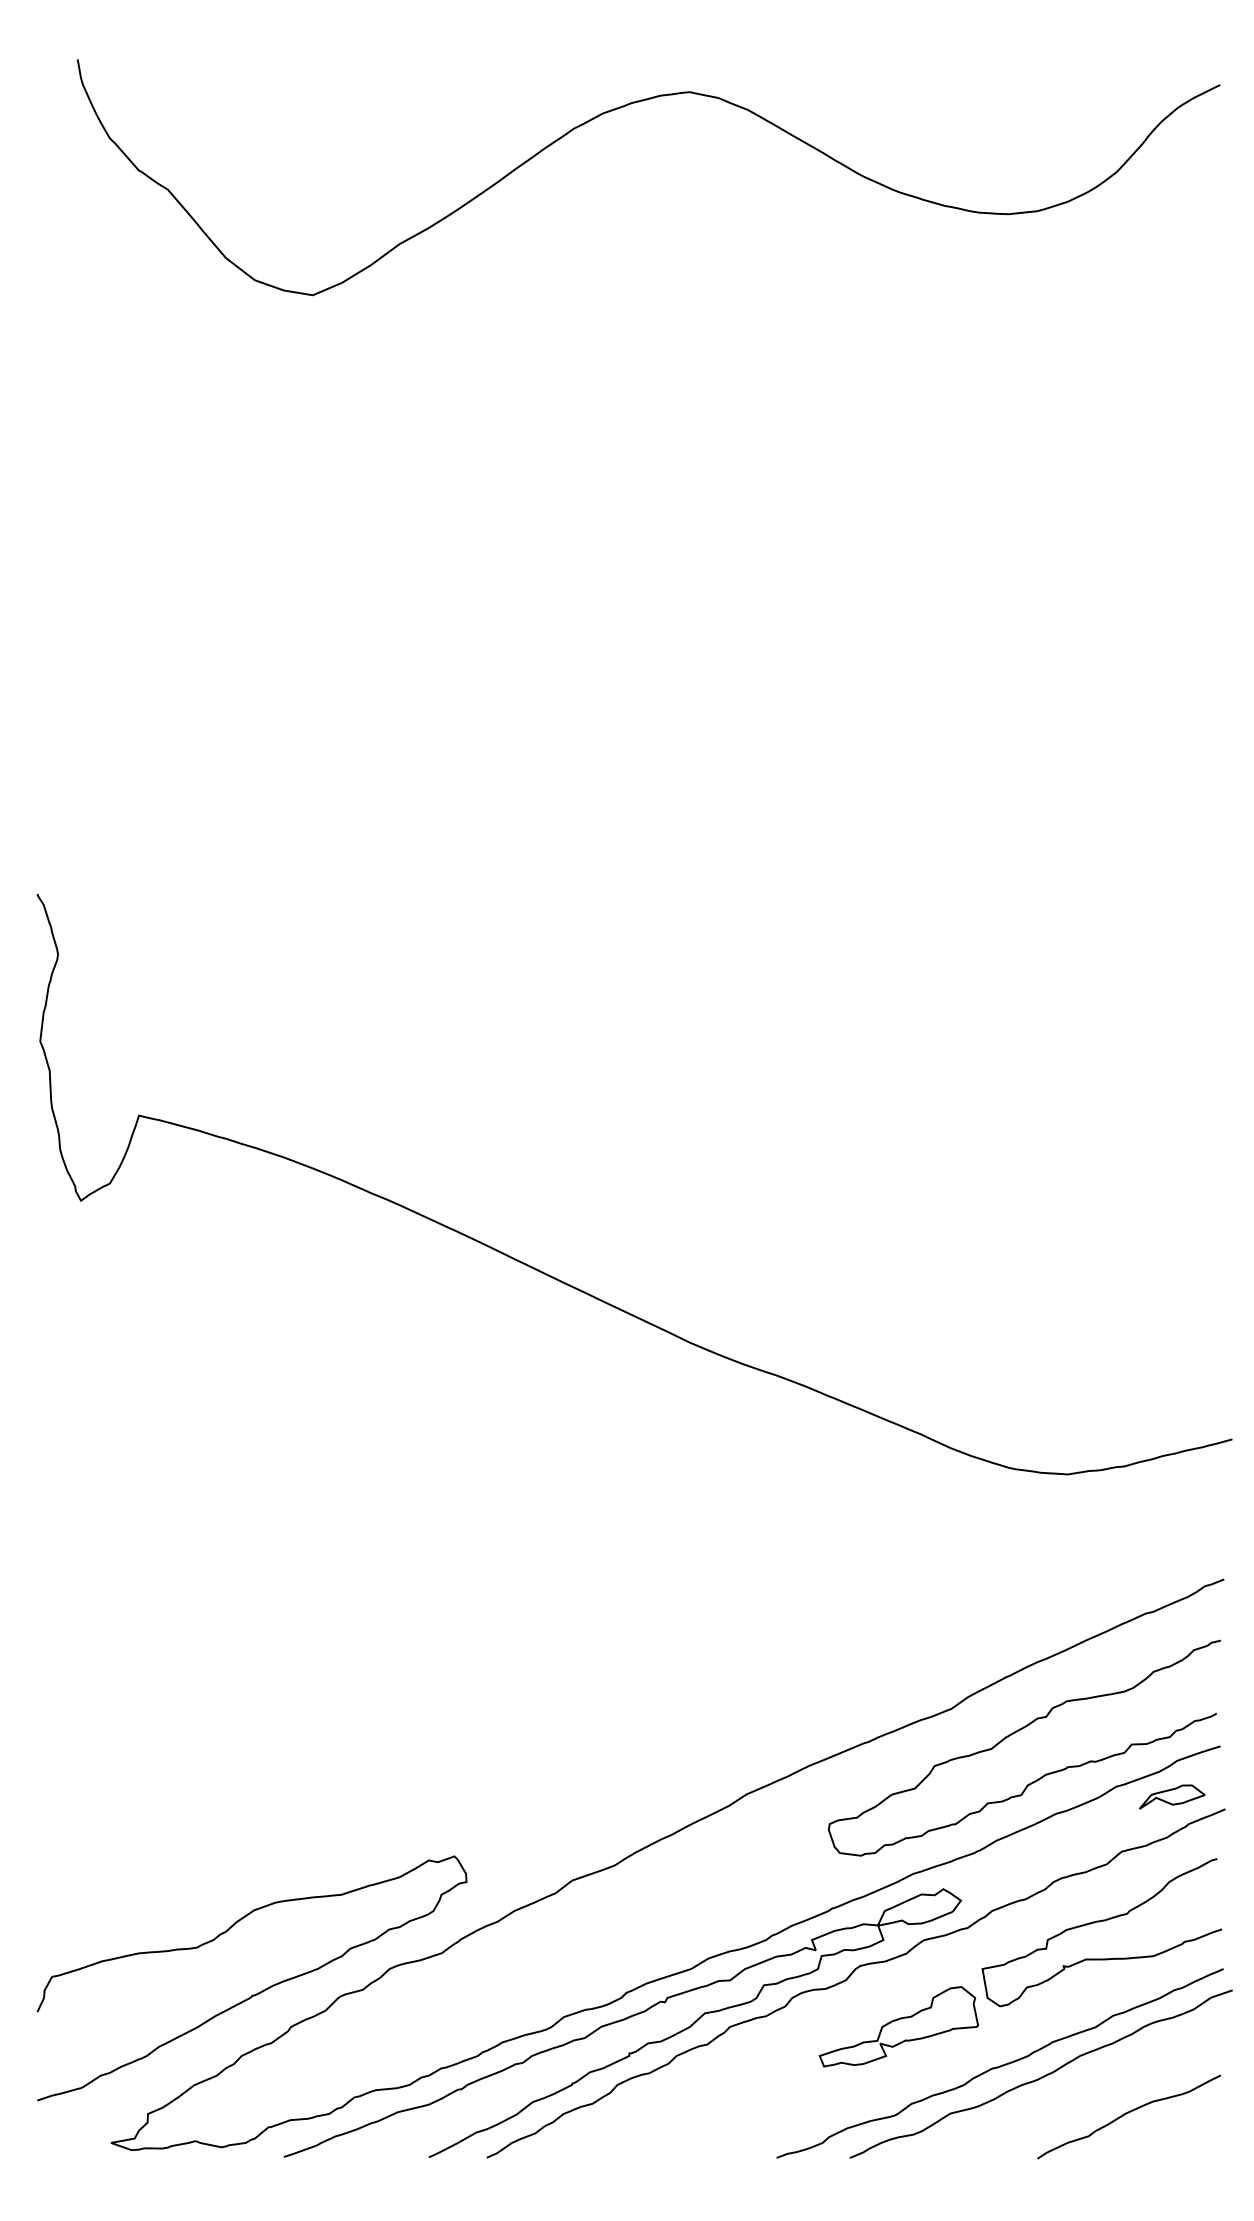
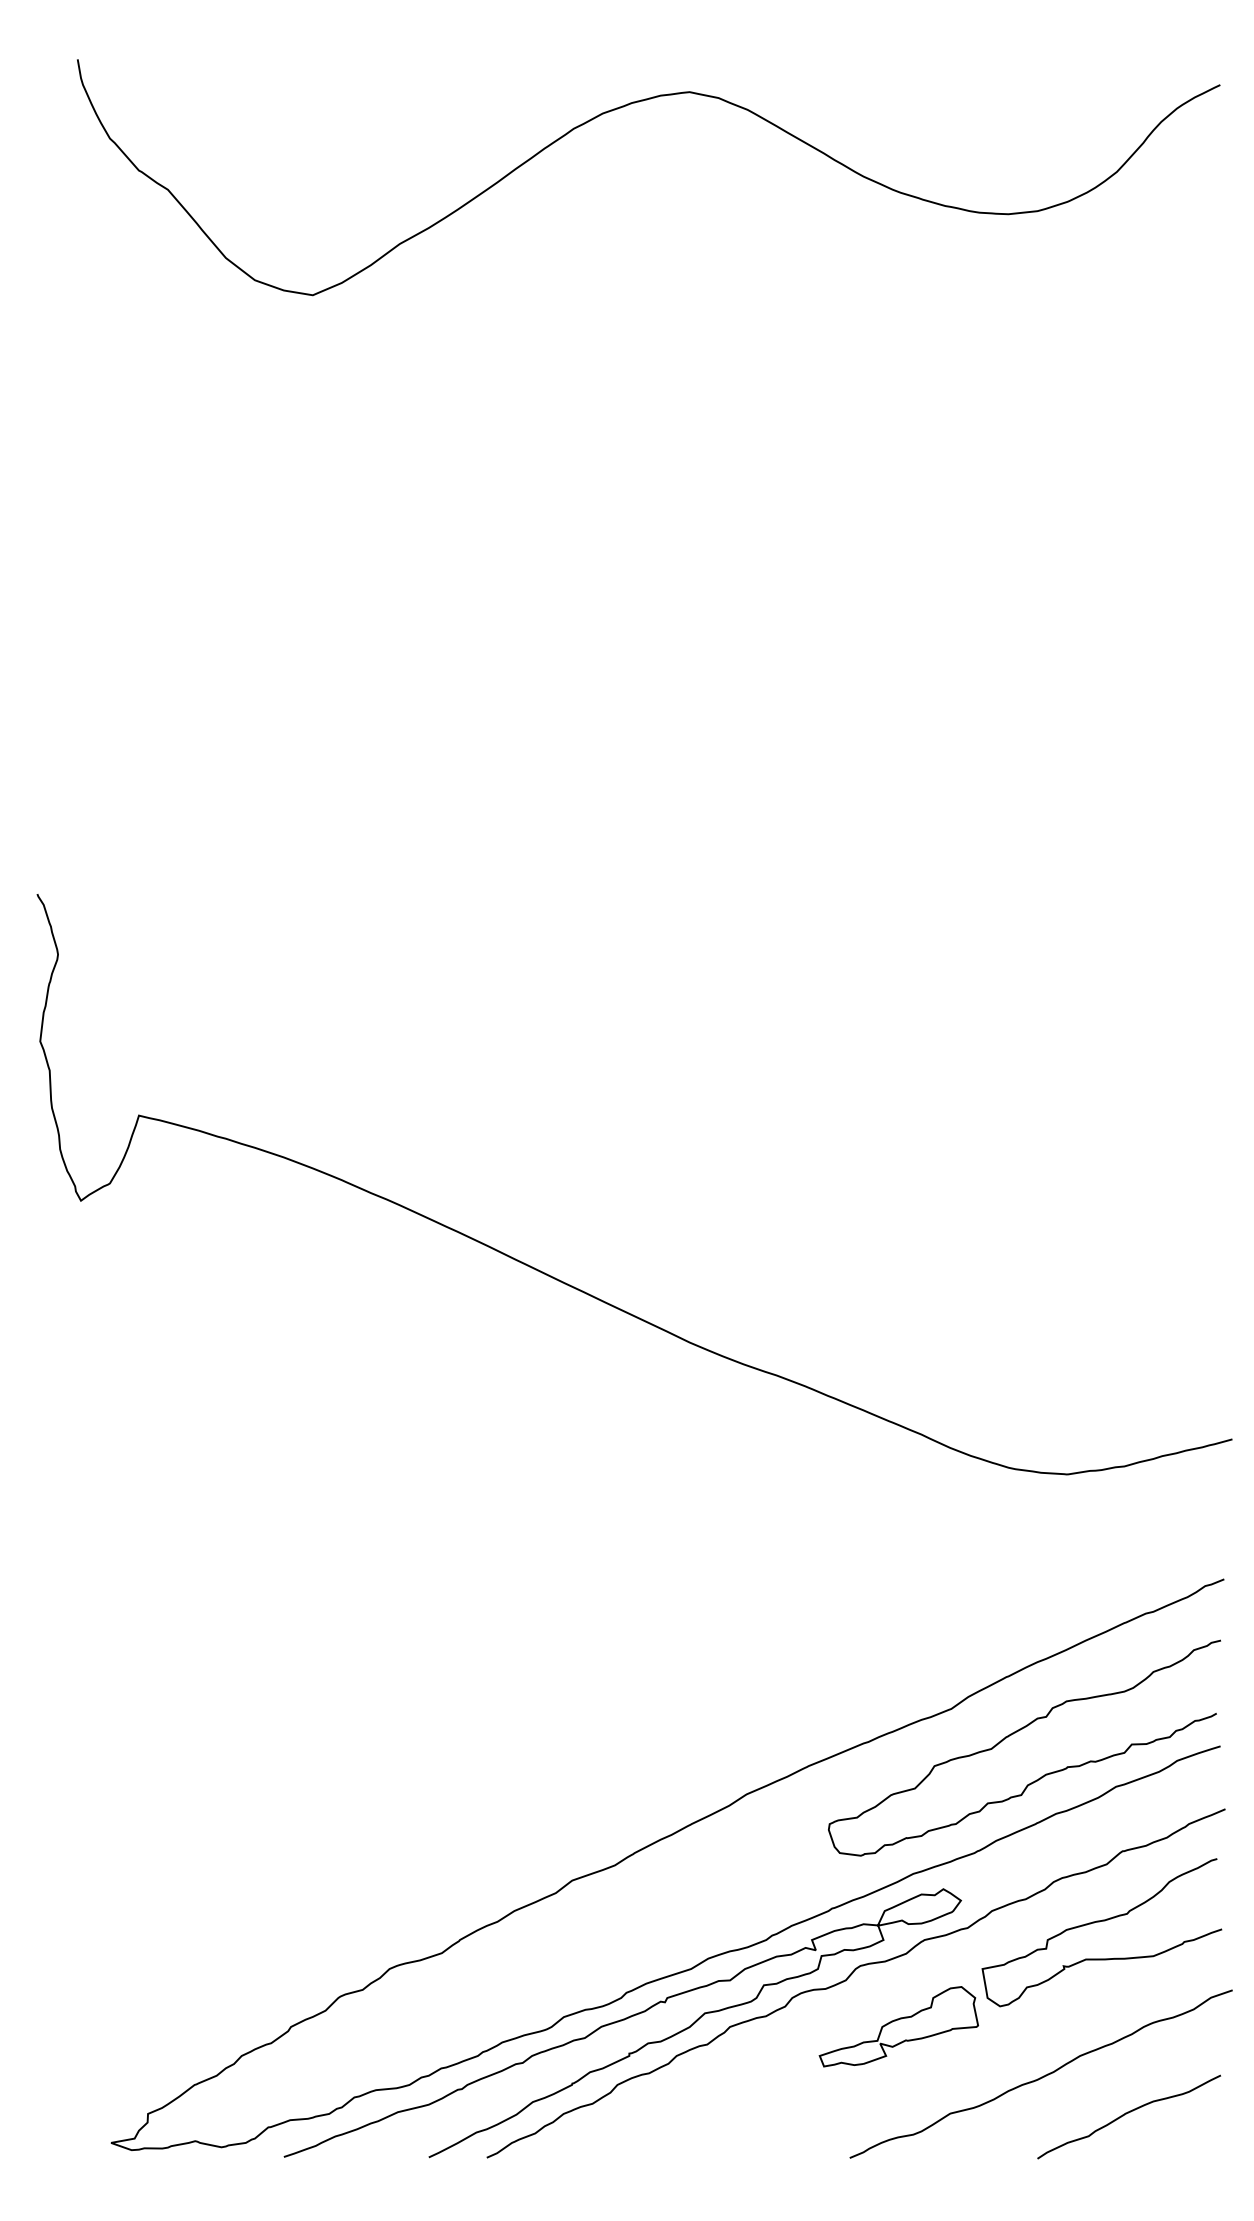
part: present -> none (1172, 1796)
curve: present -> none (261, 1990)
curve: present -> none (999, 2065)
